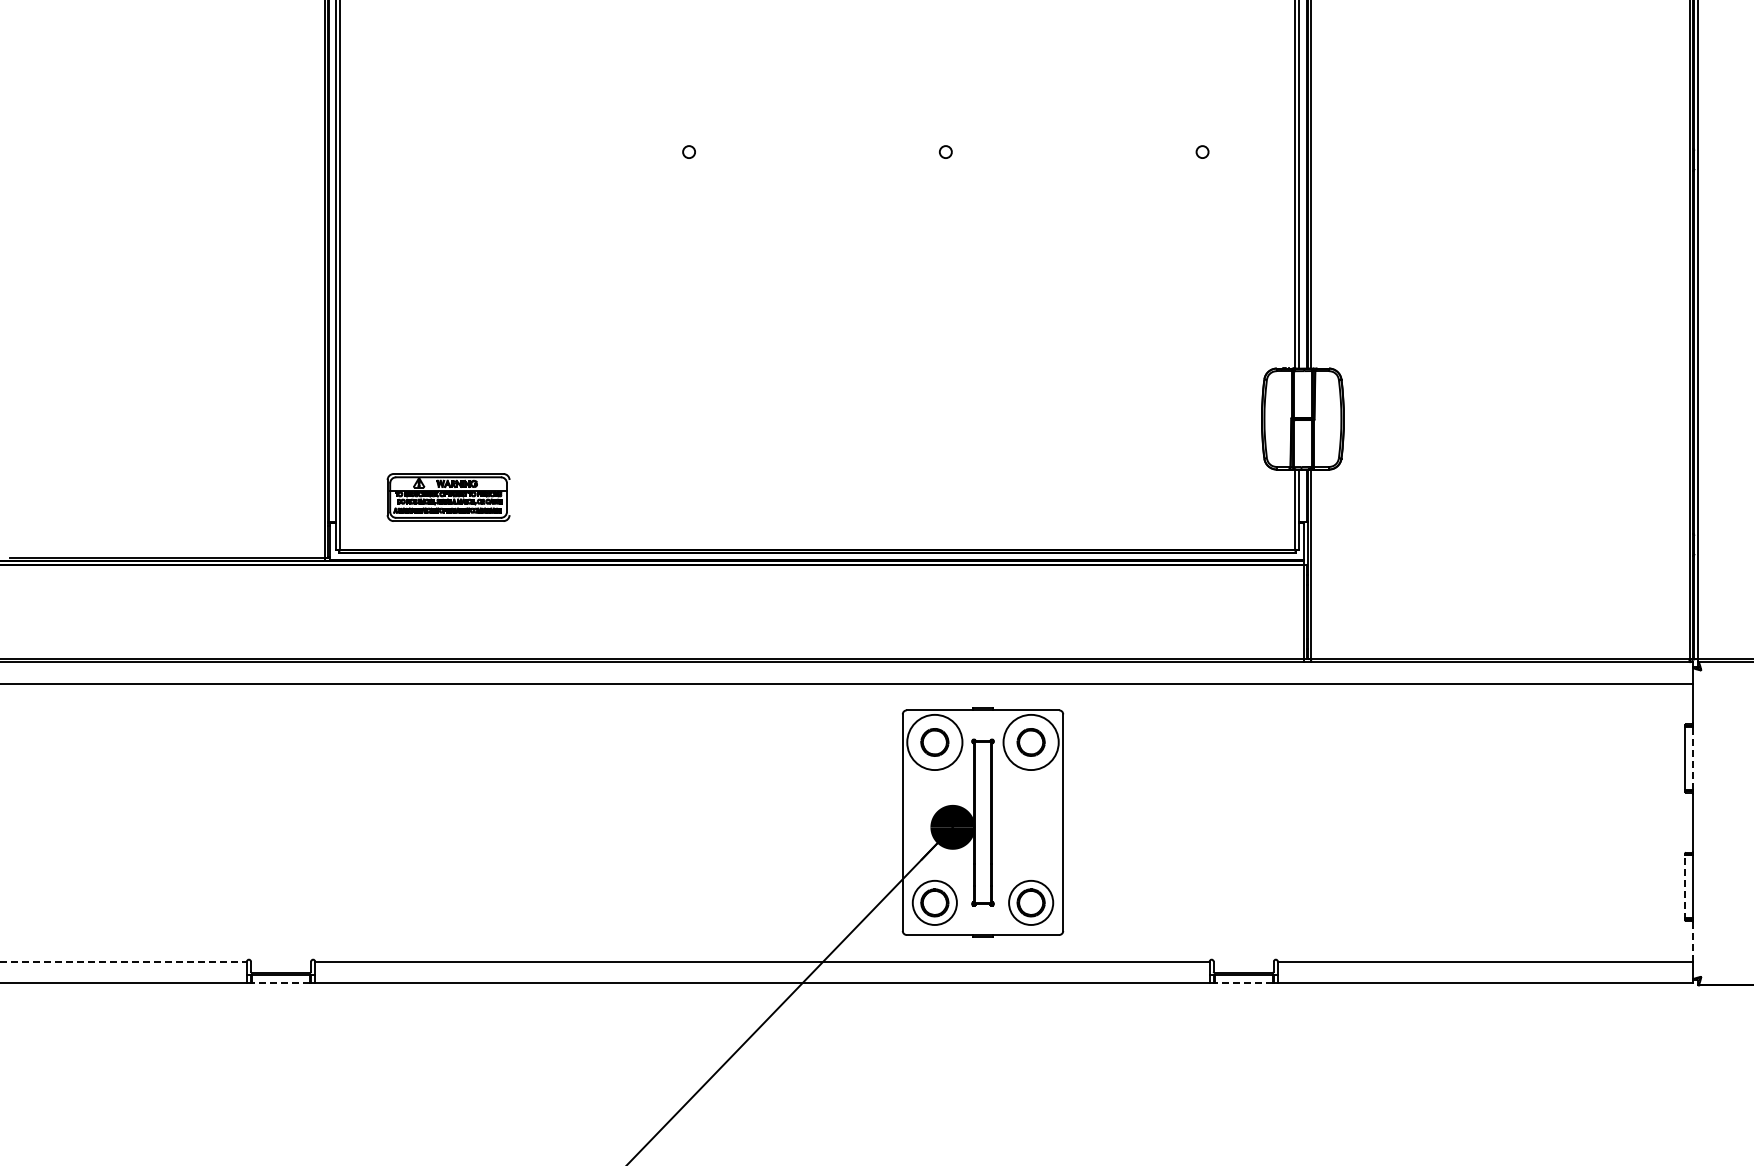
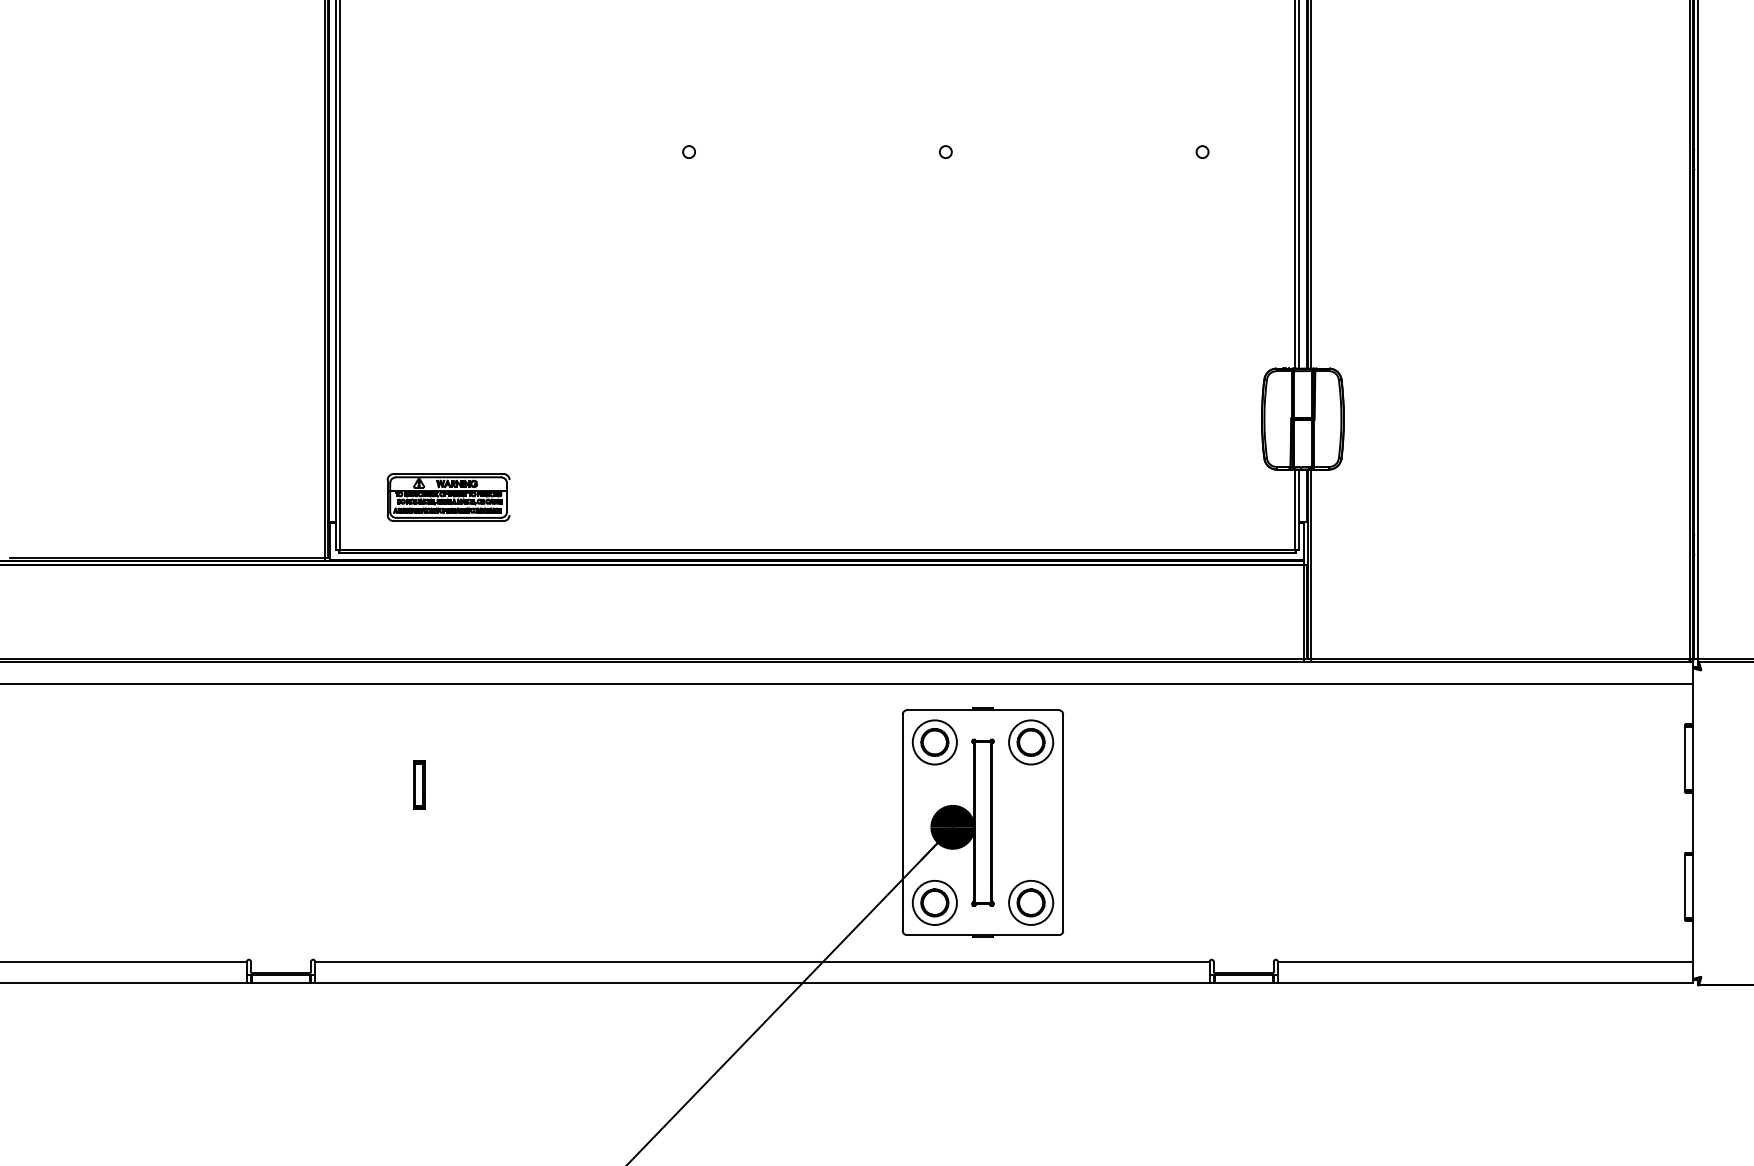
circle diameter: 55 px -> 44 px (934, 742)
circle diameter: 55 px -> 44 px (1031, 742)
line: dashed -> solid (1693, 758)
part: none -> present (419, 784)
line: dashed -> solid (1685, 886)
line: dashed -> solid (1693, 941)
line: dashed -> solid (124, 961)
line: dashed -> solid (280, 983)
line: dashed -> solid (1243, 983)
